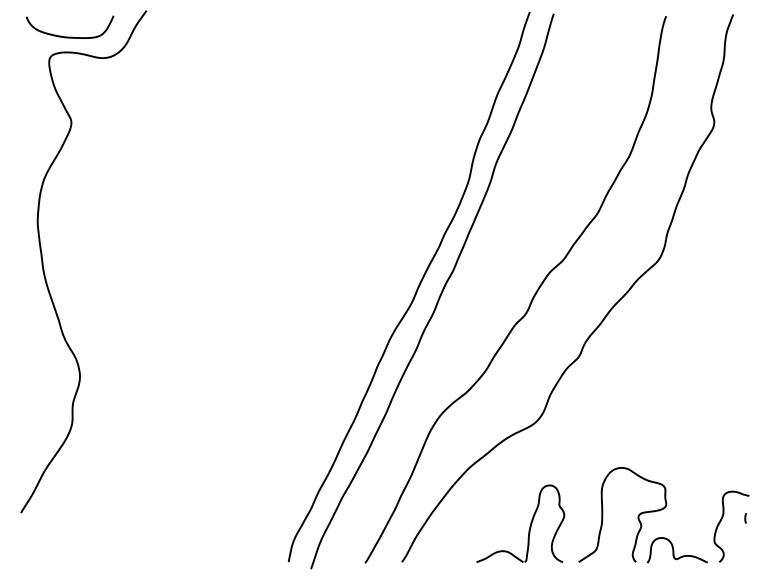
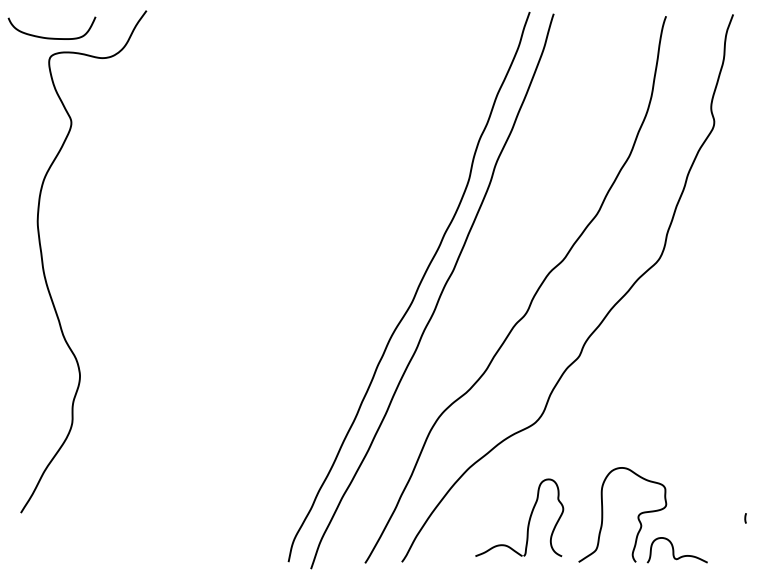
curve position: (69, 36) -> (51, 37) (51, 37)
curve: present -> none (721, 521)
part position: (529, 526) -> (528, 520) (528, 520)
